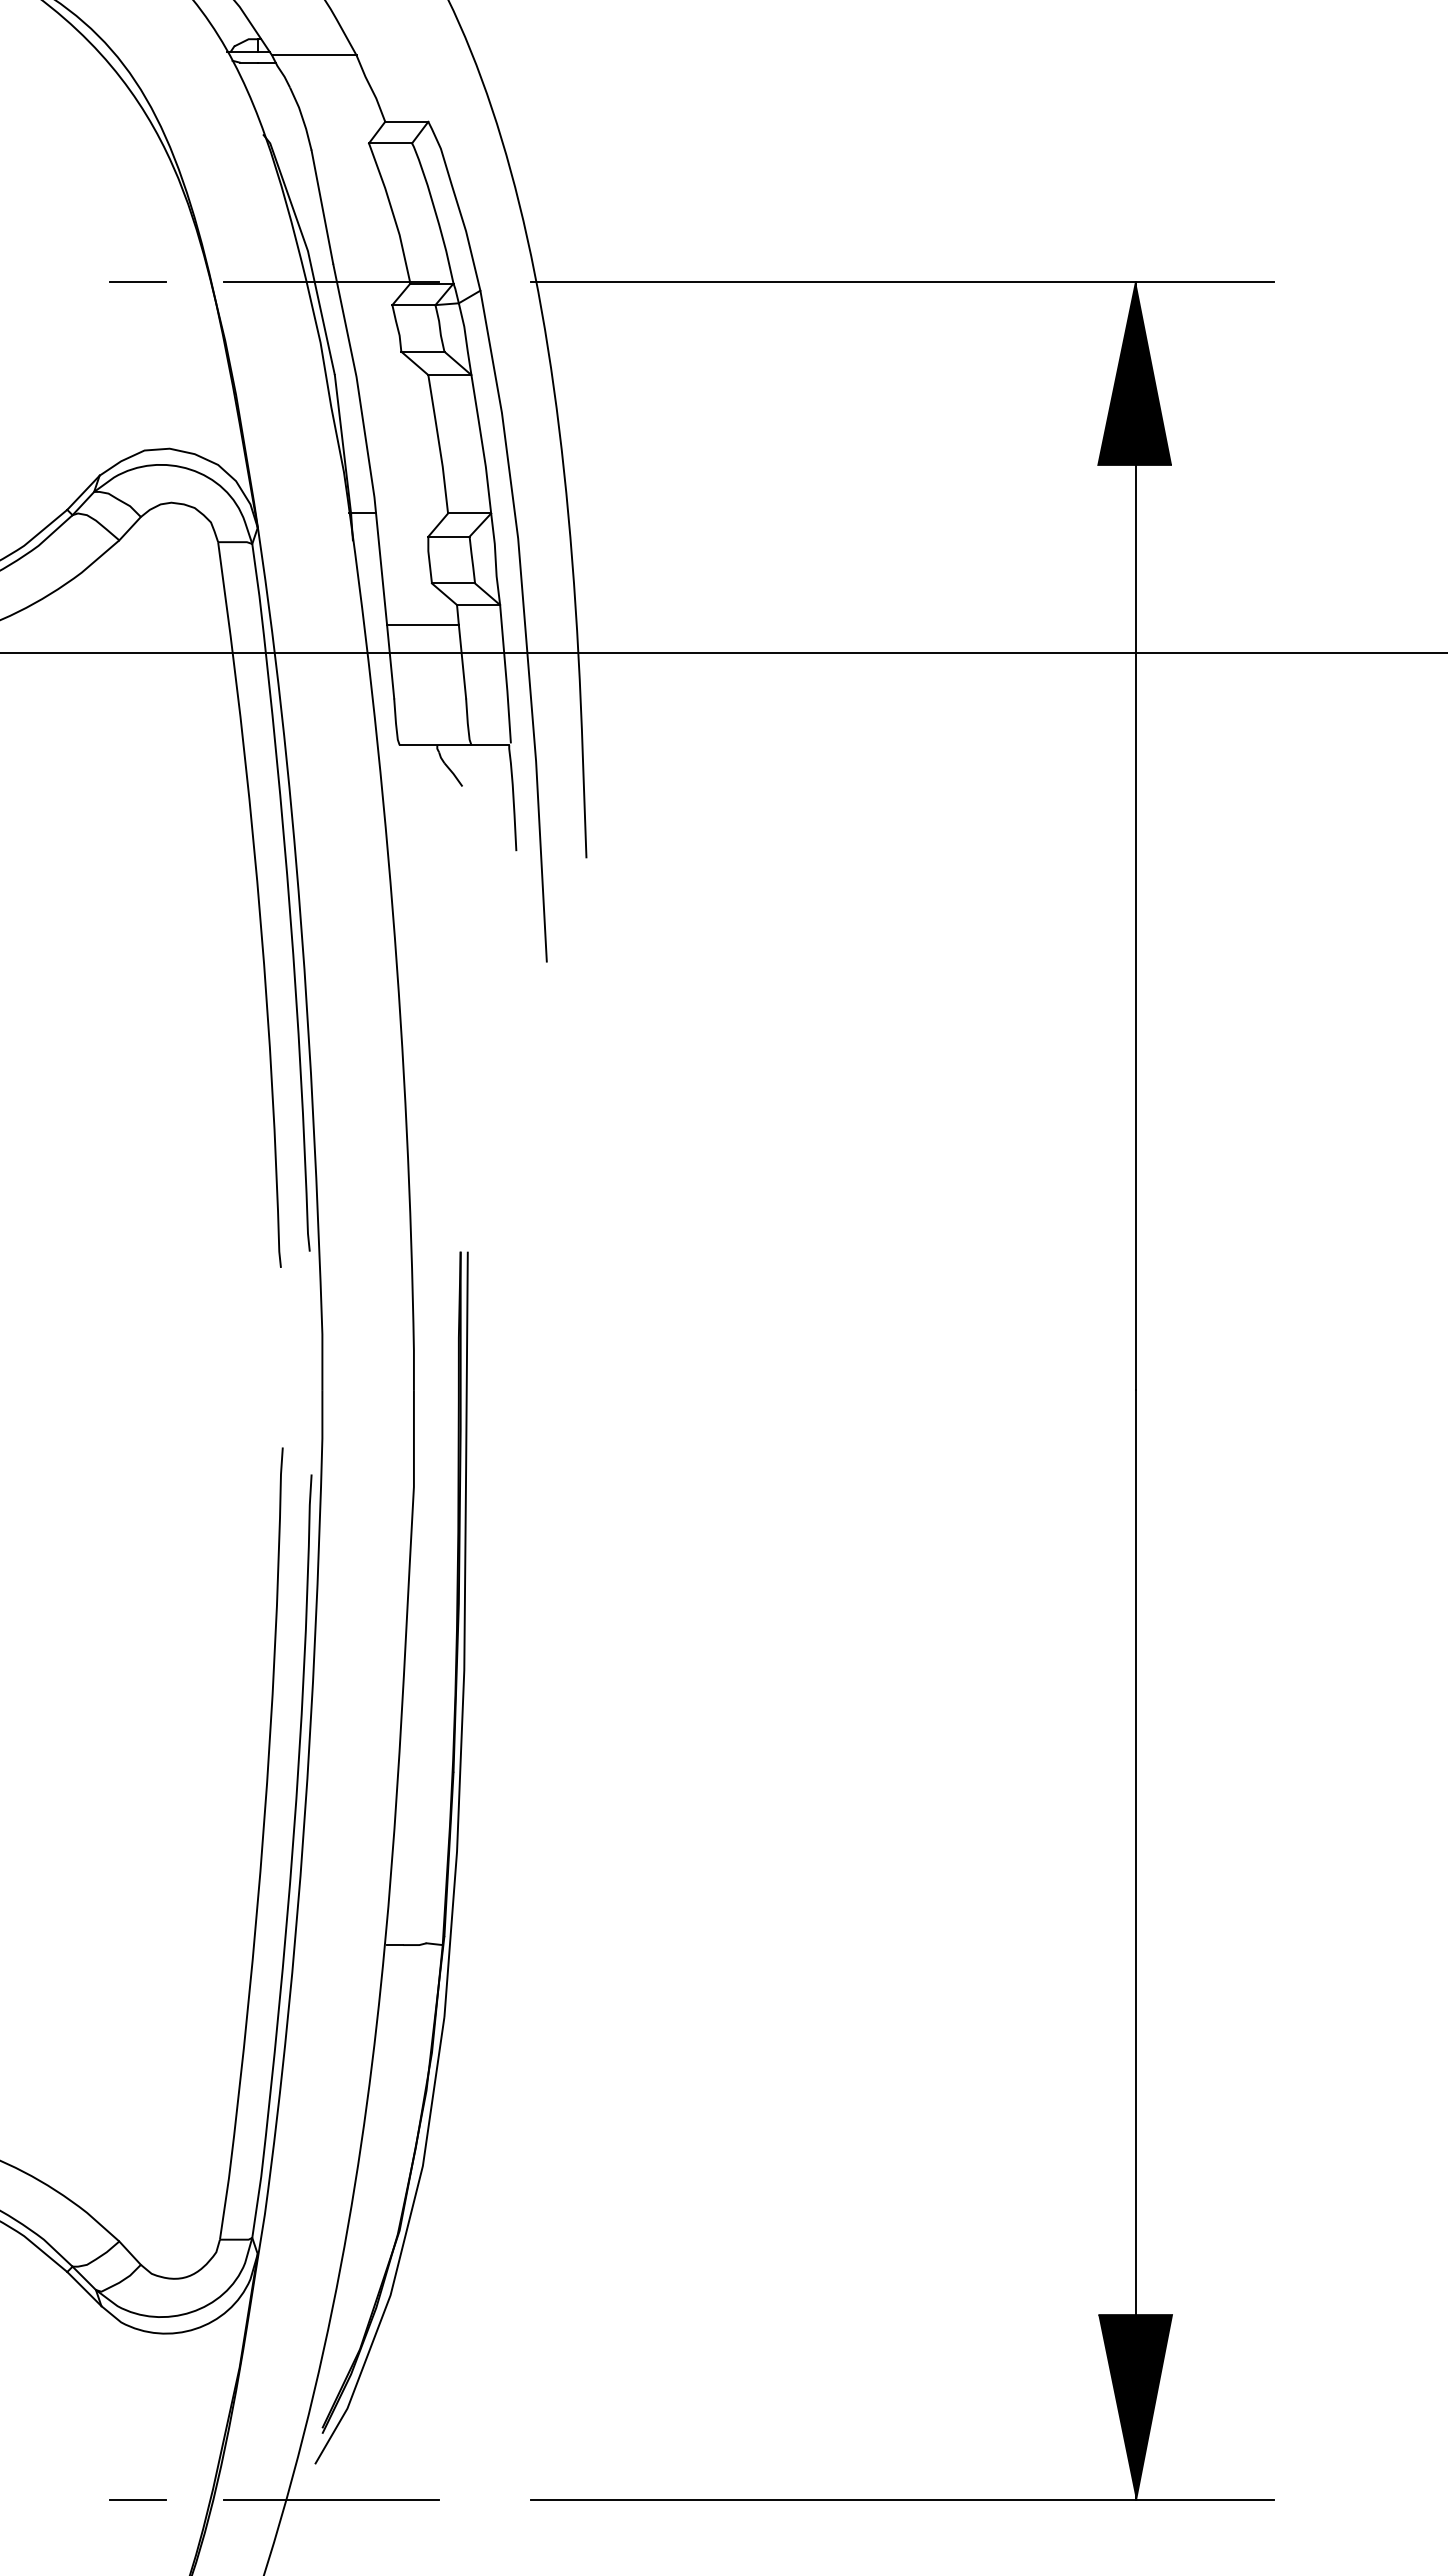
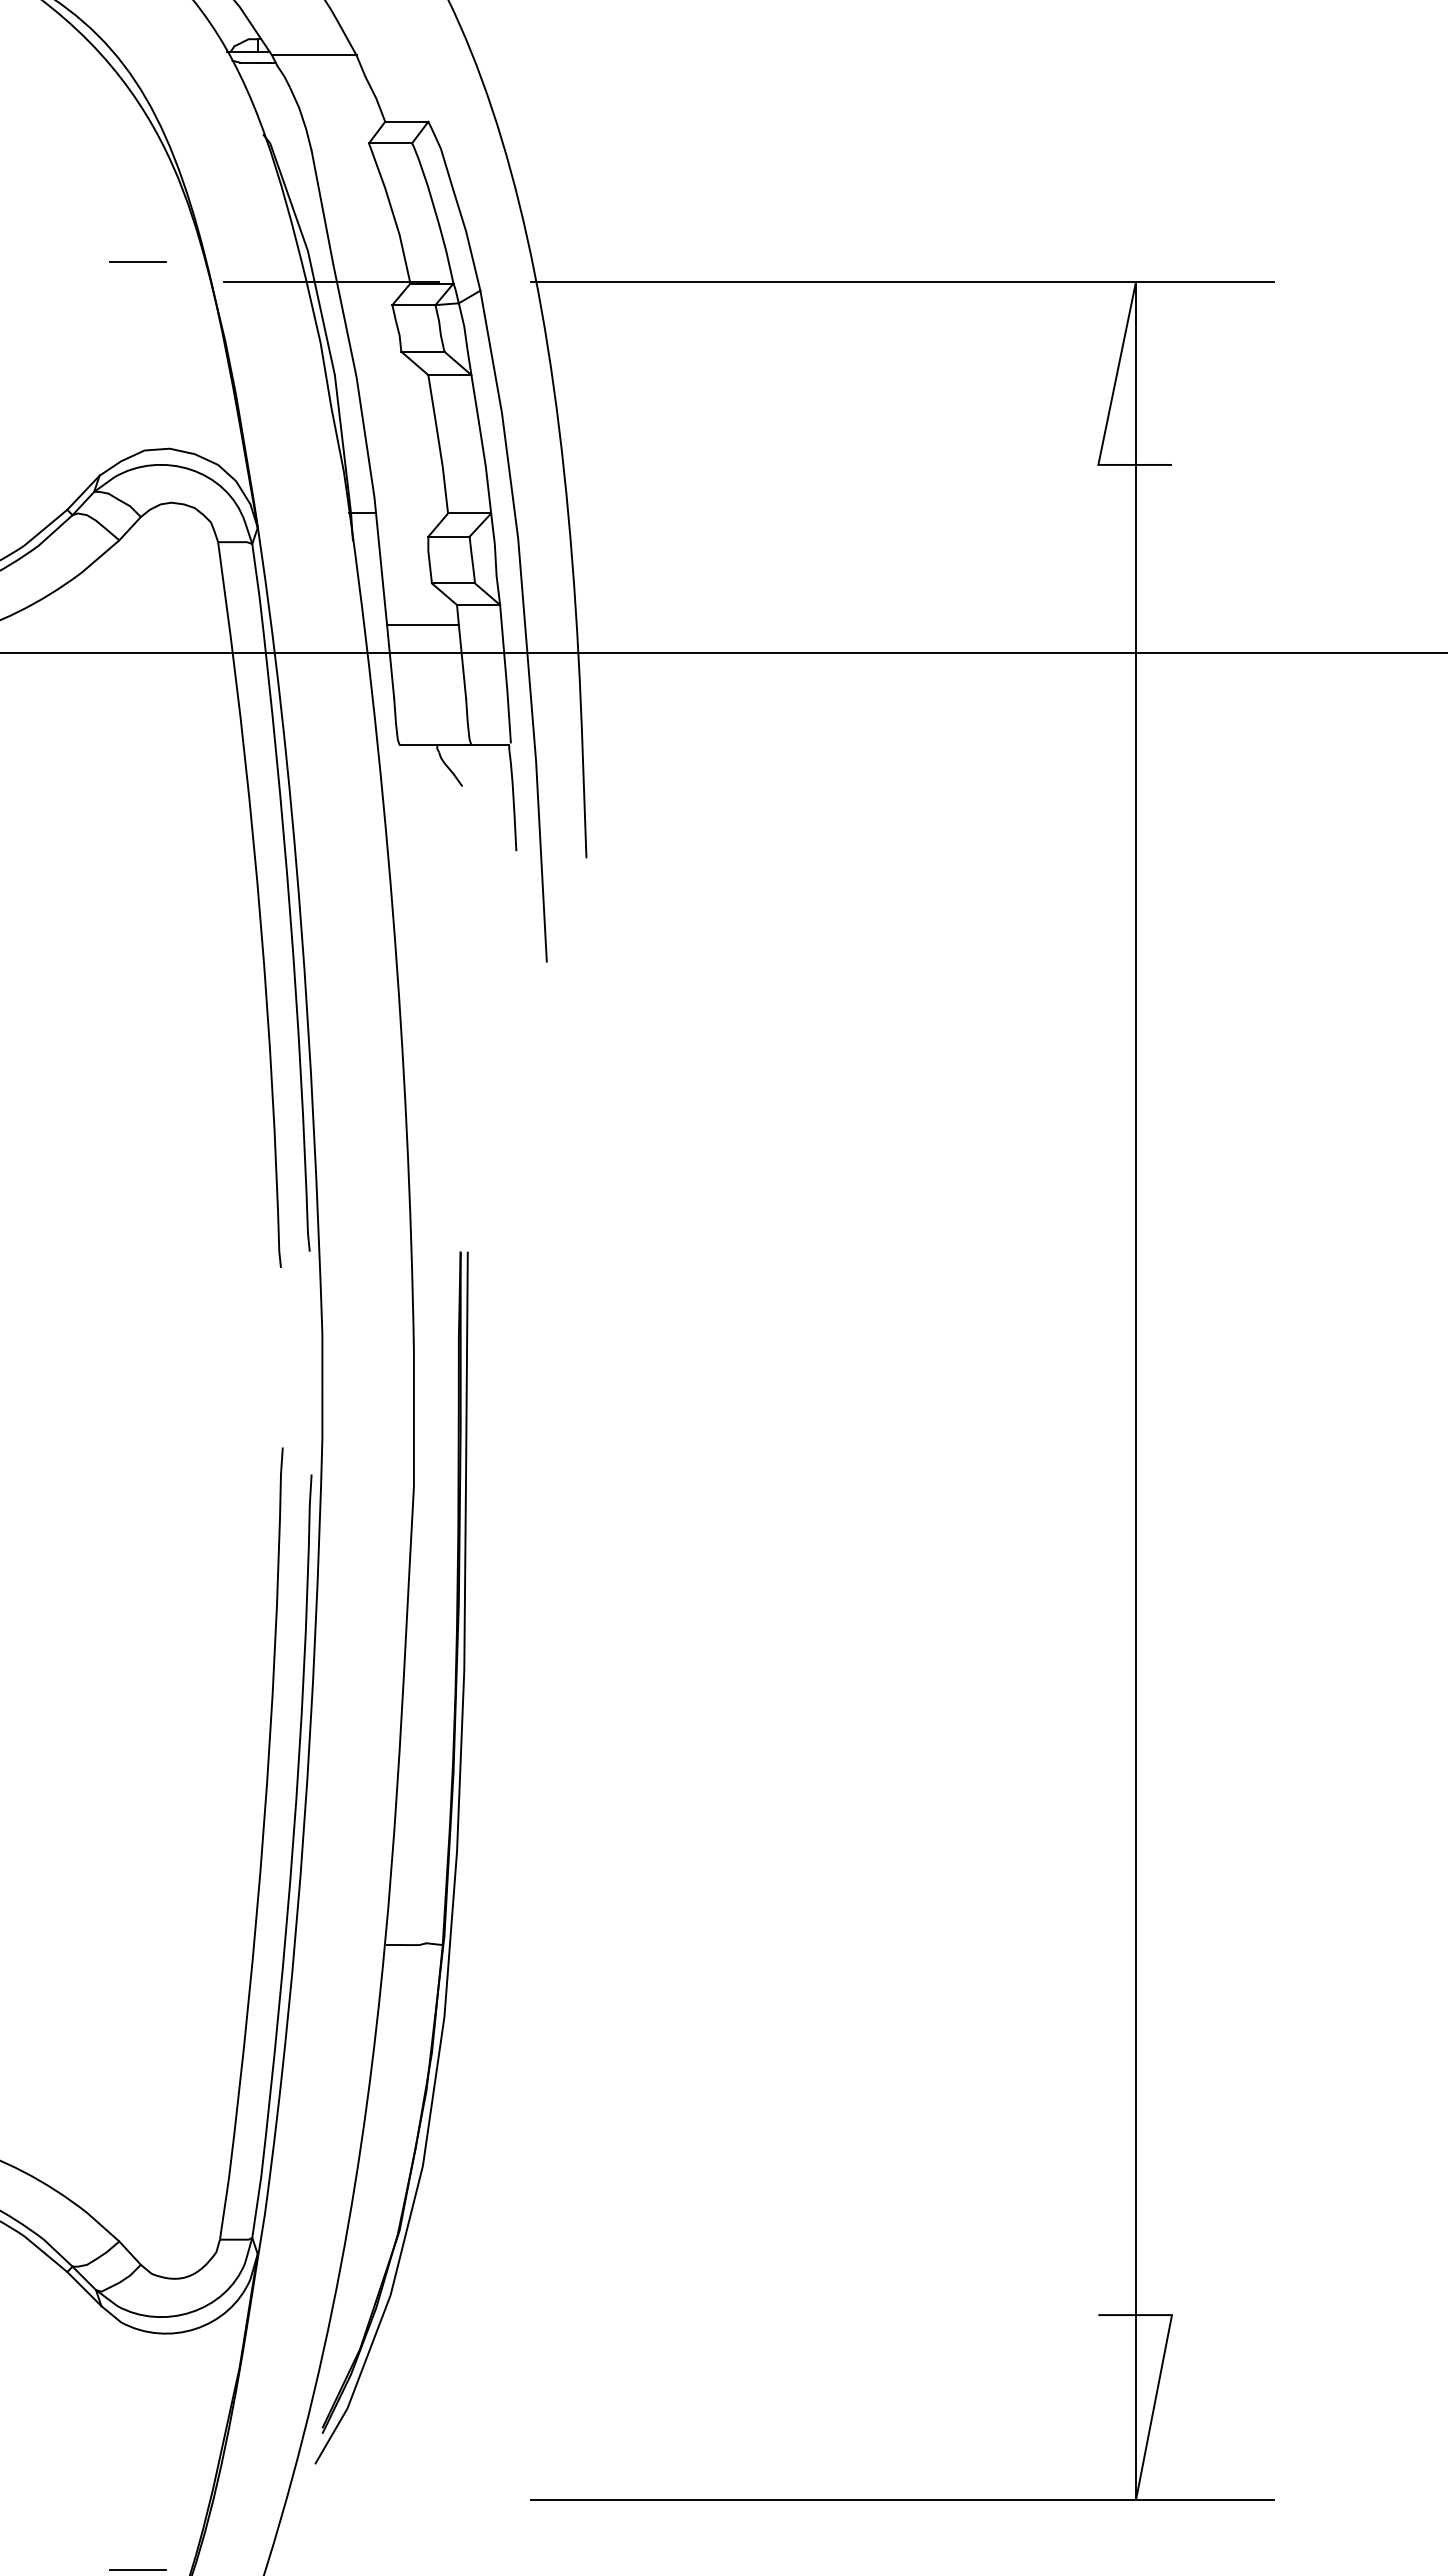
line position: (137, 281) -> (137, 261) (137, 261)
fill: present -> none (1134, 372)
fill: present -> none (1134, 2407)
line position: (137, 2499) -> (137, 2569) (137, 2569)
line: present -> none (331, 2500)
